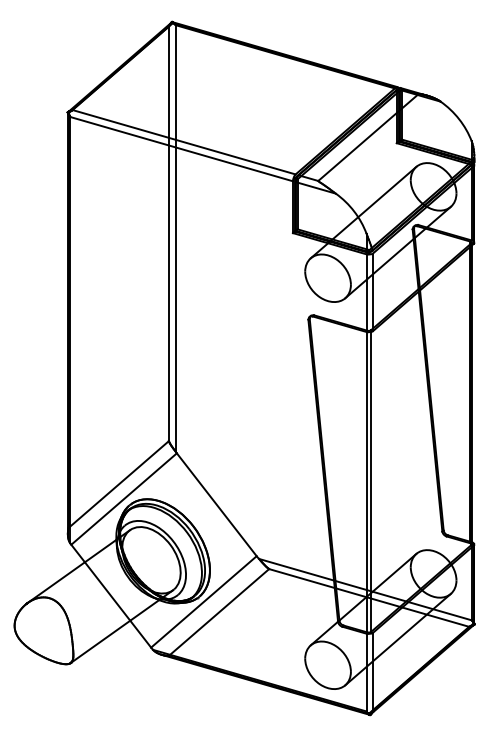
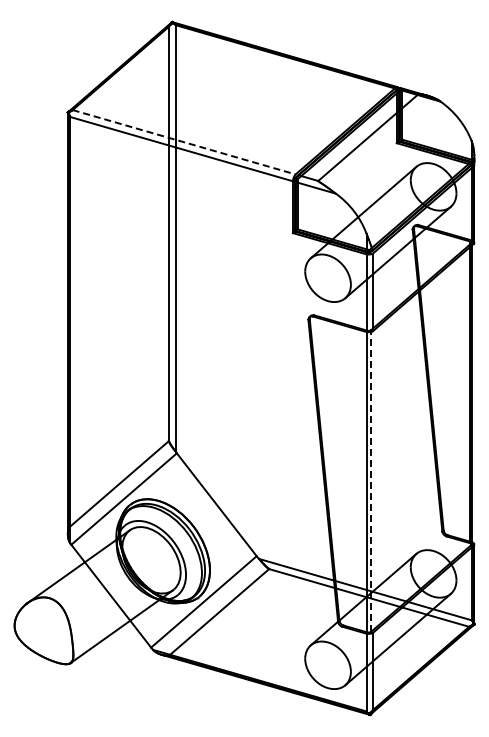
line: solid -> dashed (184, 142)
line: solid -> dashed (371, 481)
